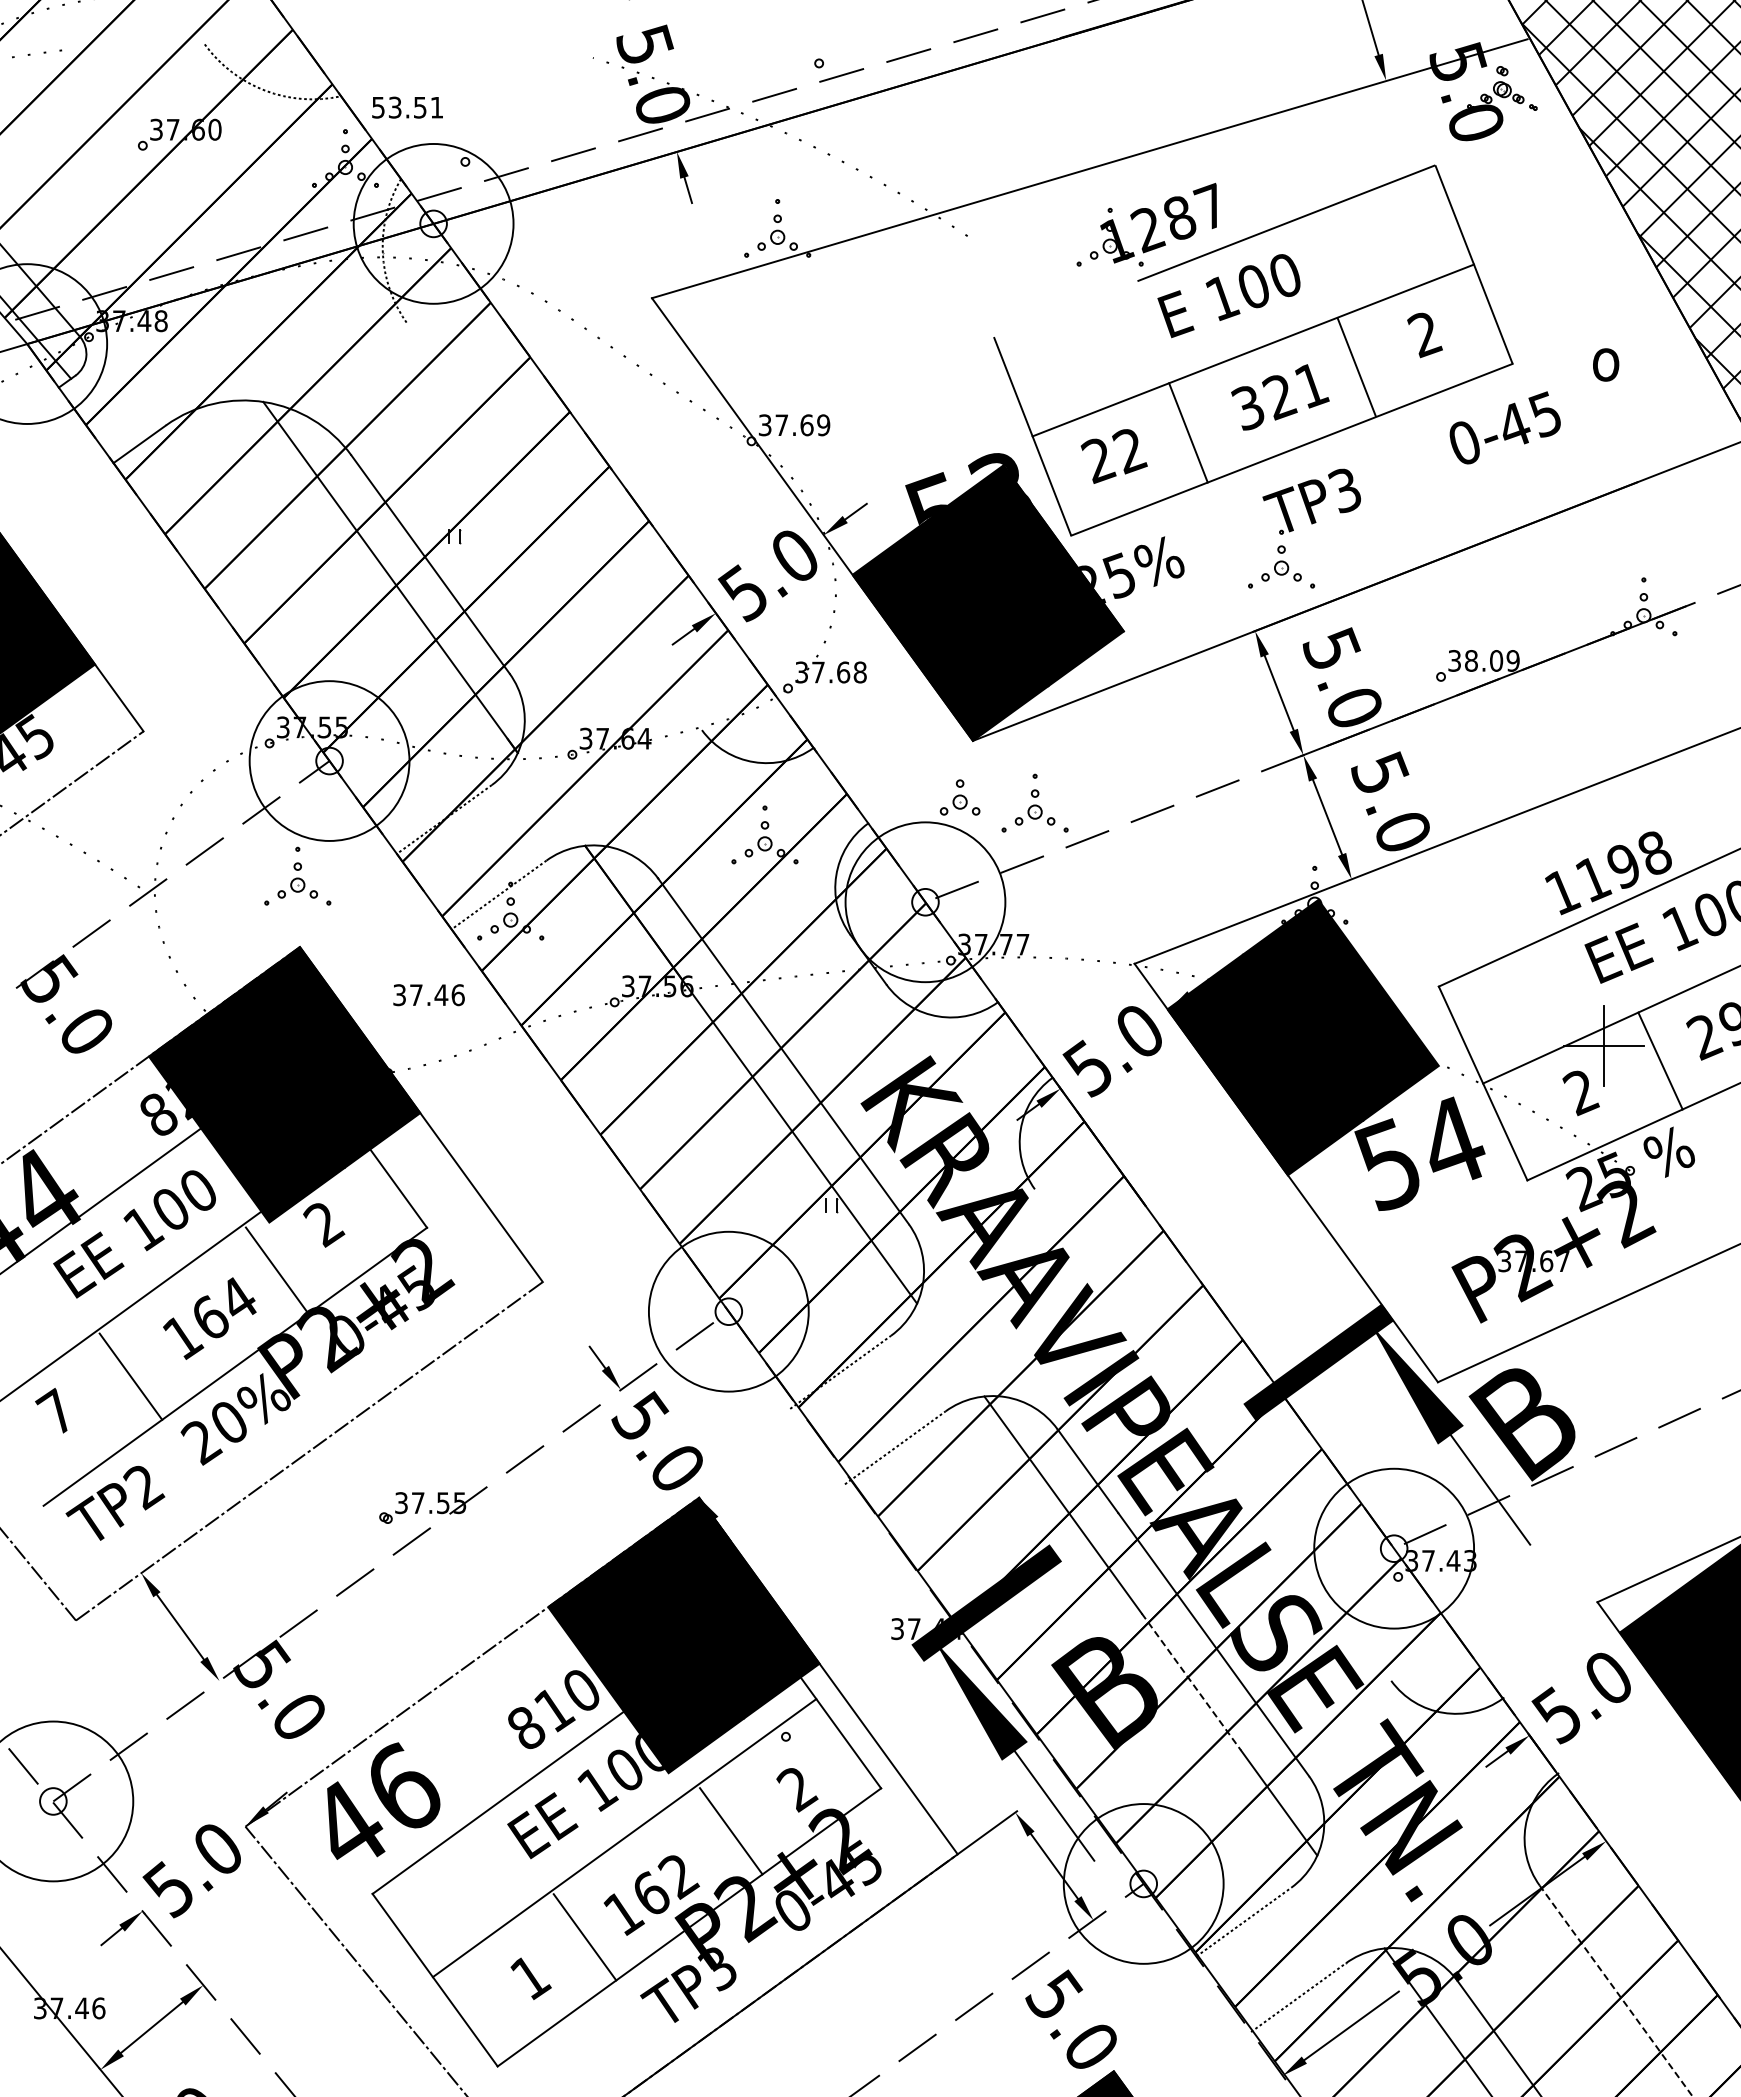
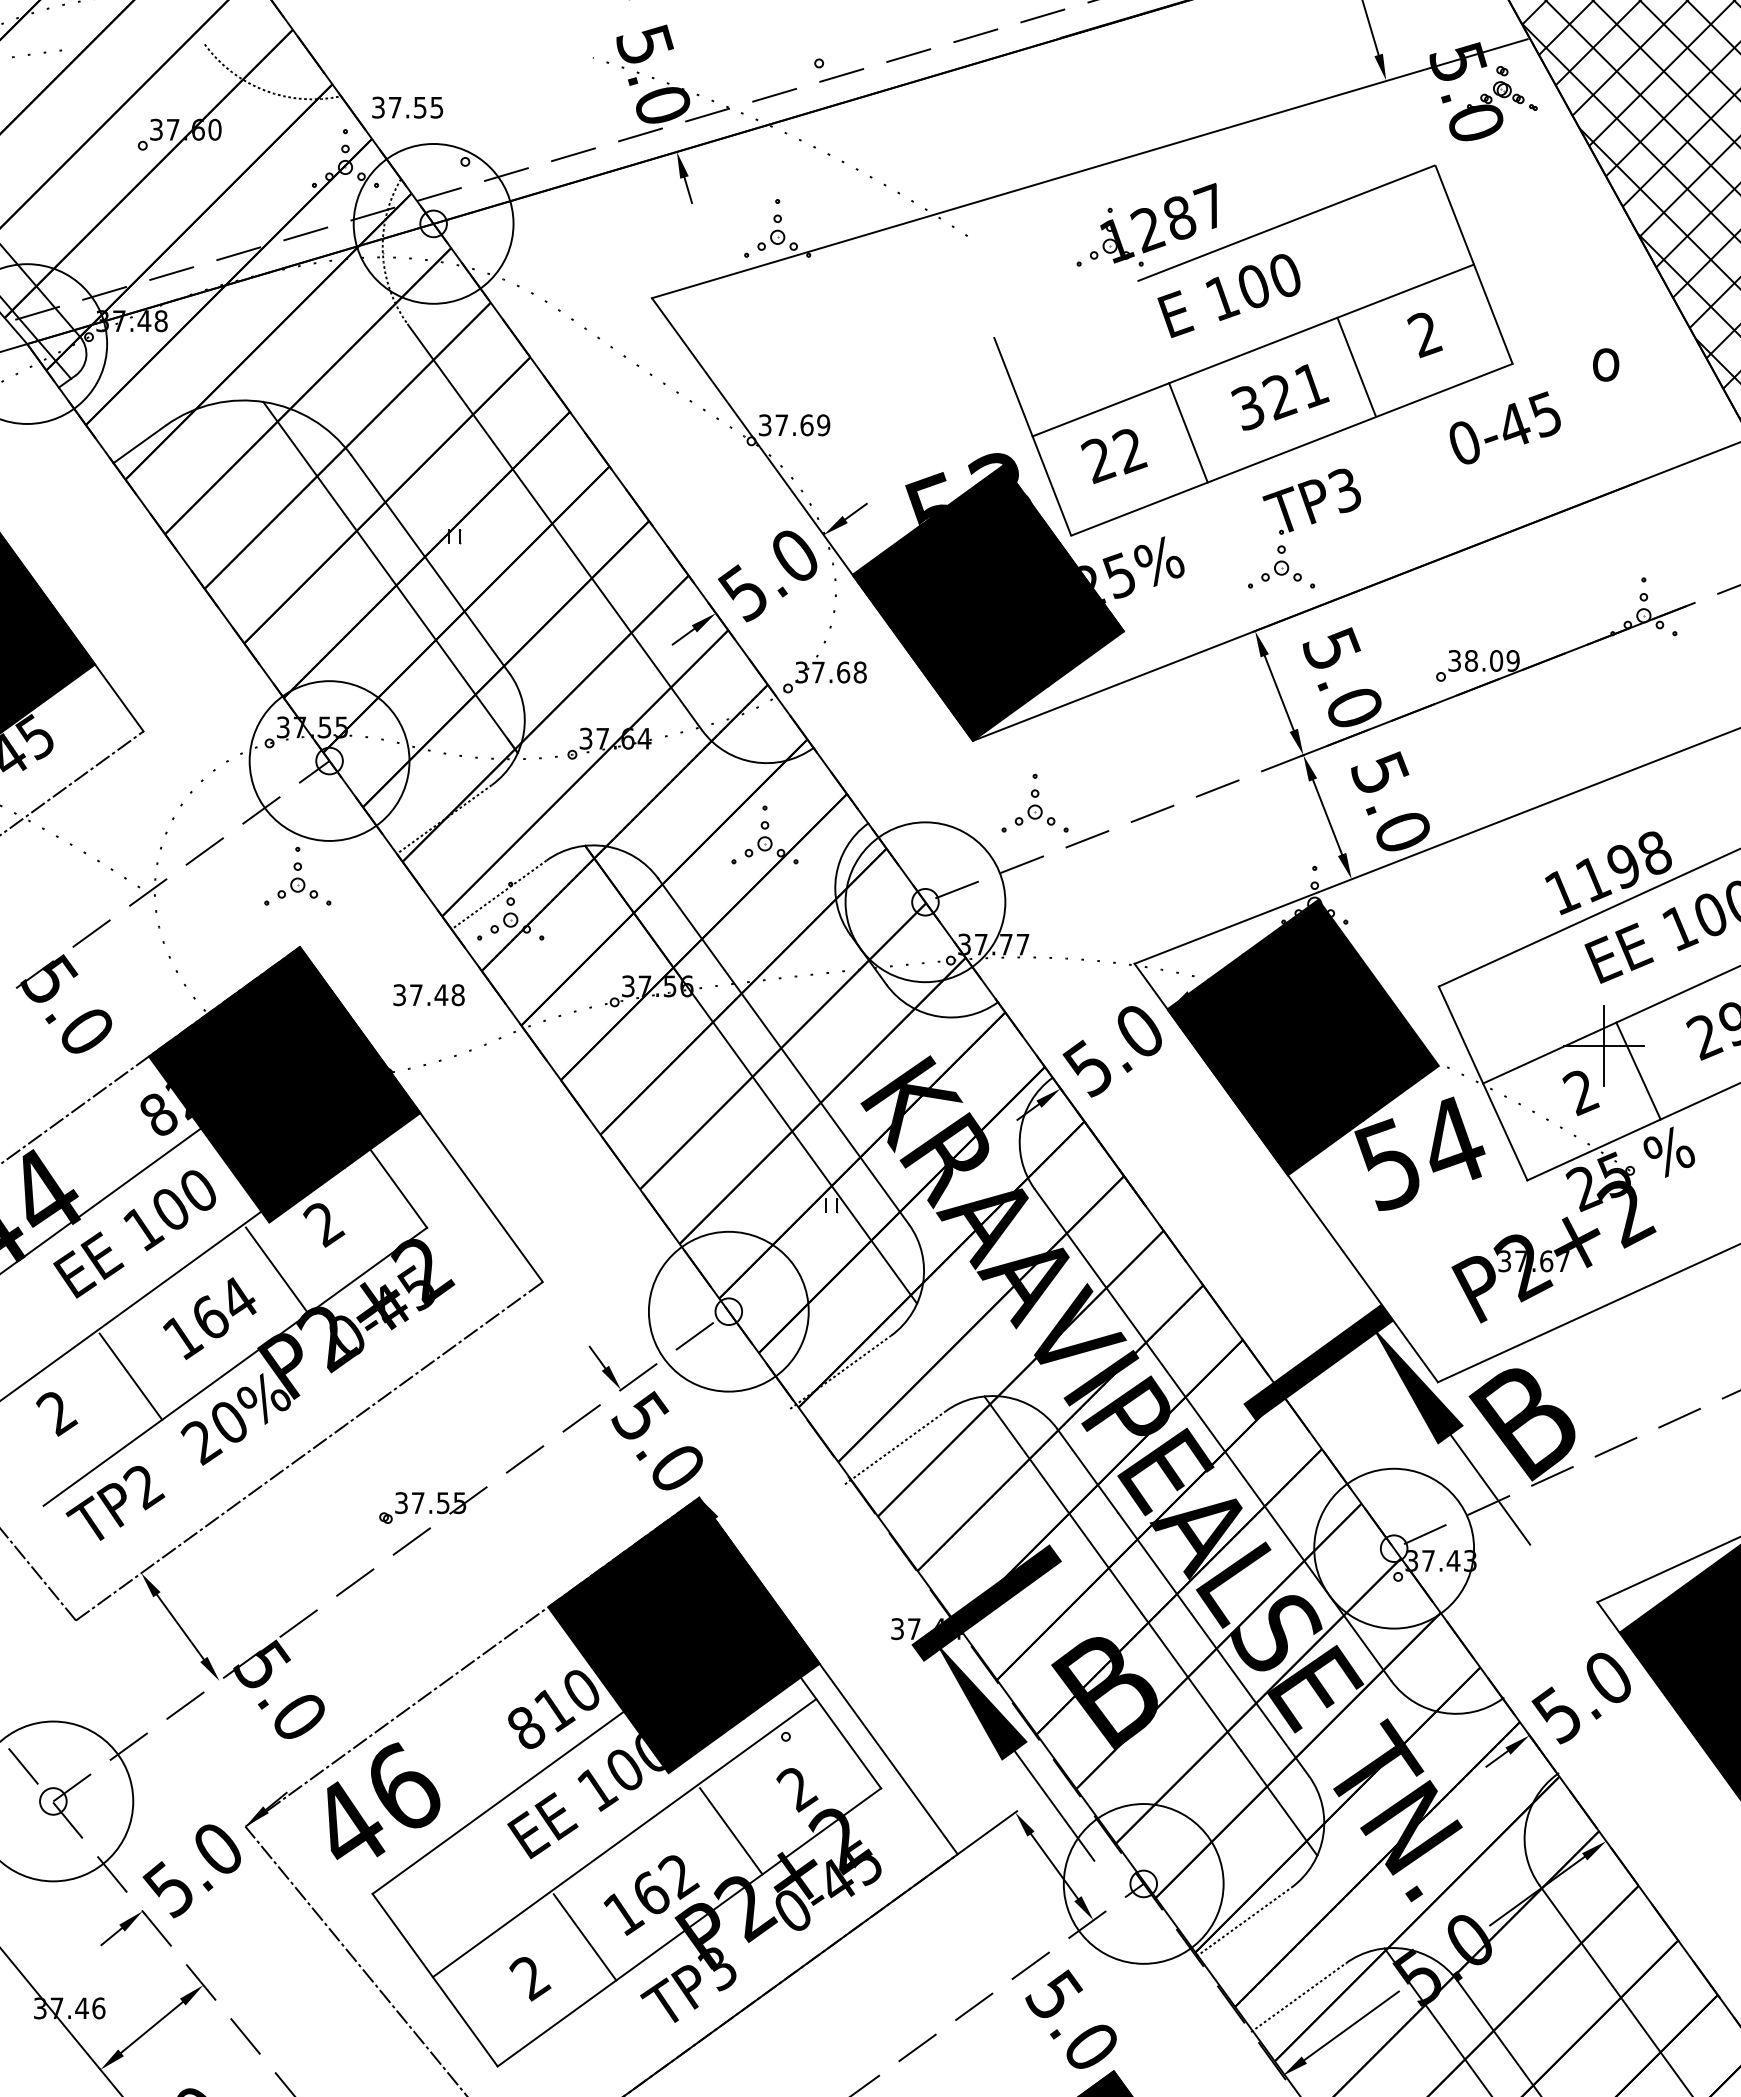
text: 53.51 -> 37.55 (407, 107)
line: none -> present (554, 527)
part: present -> none (959, 797)
text: 37.46 -> 37.48 (457, 994)
line position: (1660, 1060) -> (1638, 1070) (1638, 1070)
text: 7 -> 2 (56, 1411)
line: none -> present (1212, 1434)
line: dashed -> solid (1191, 1682)
text: 1 -> 2 (530, 1979)
line: dashed -> solid (1616, 1990)
